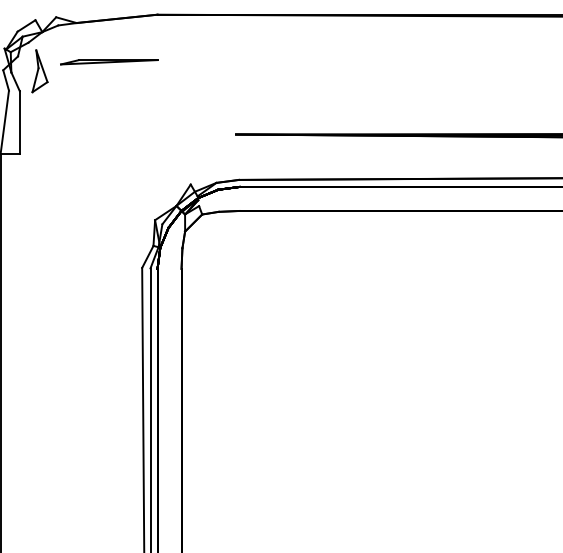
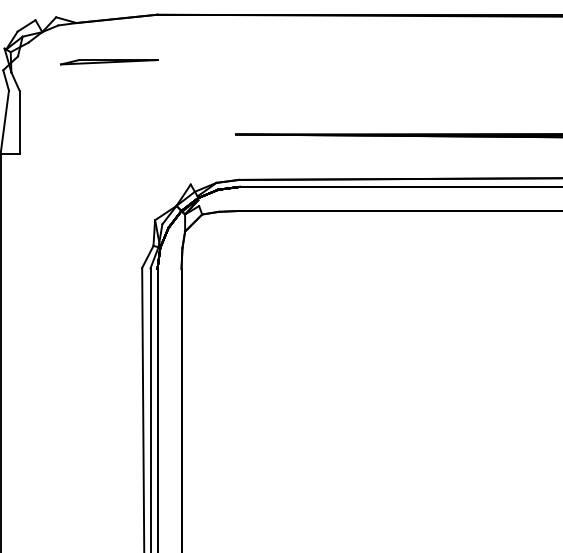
part: present -> none (39, 71)
